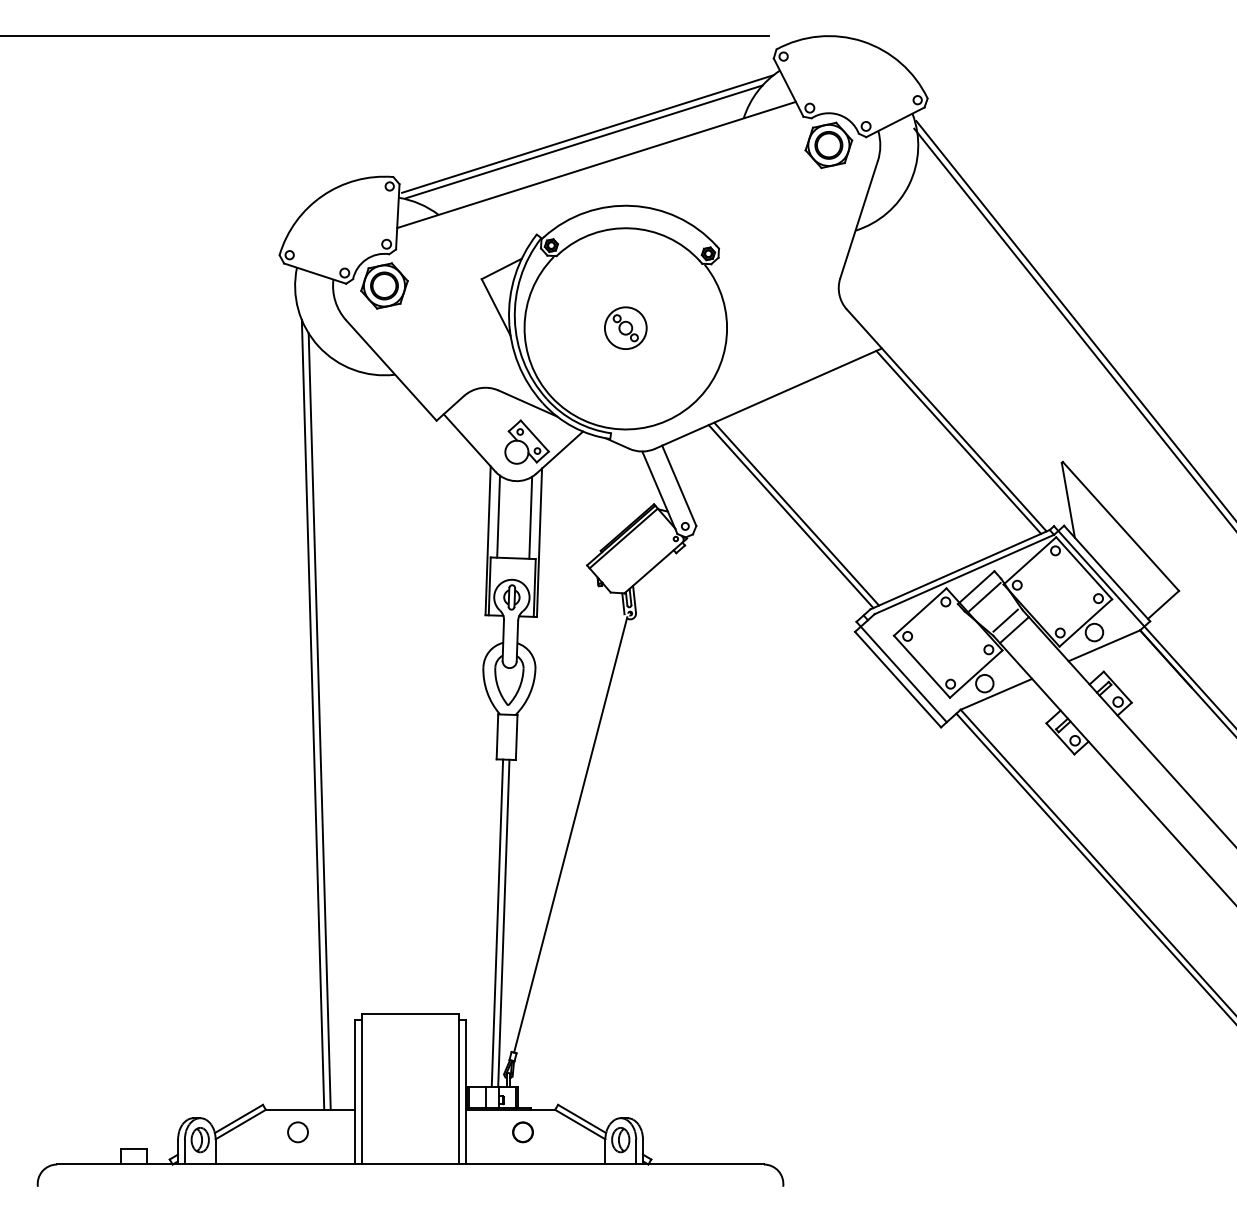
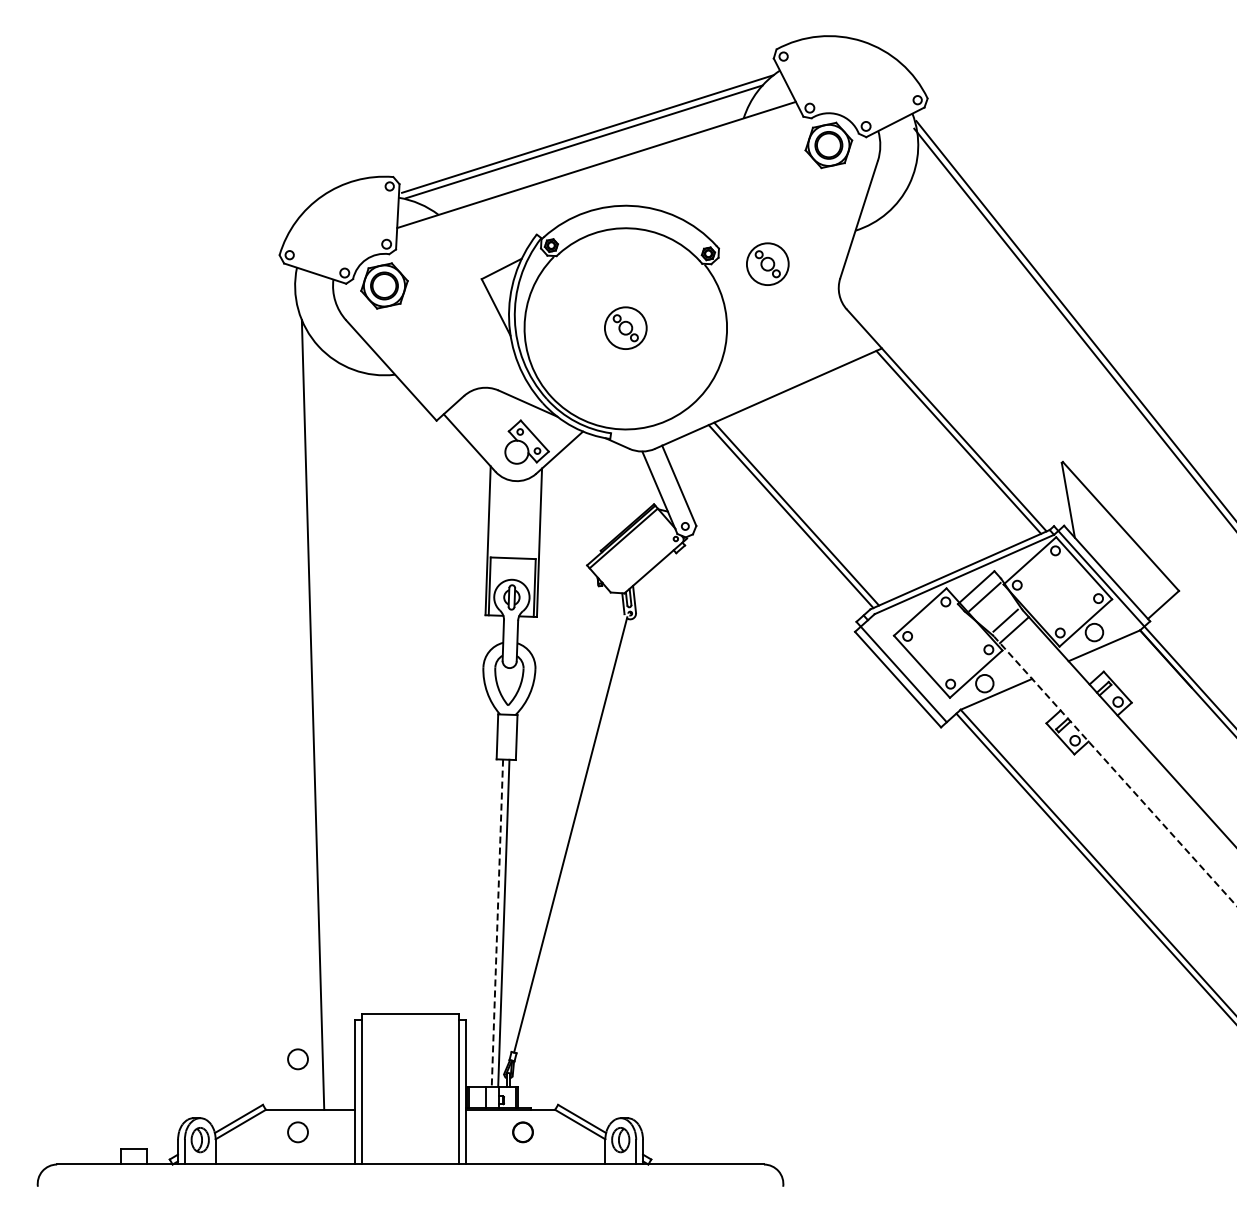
line: present -> none (385, 36)
part: none -> present (767, 263)
line: present -> none (498, 516)
line: present -> none (530, 517)
line: present -> none (319, 721)
line: solid -> dashed (1115, 771)
line: solid -> dashed (497, 923)
circle: none -> present (297, 1059)
